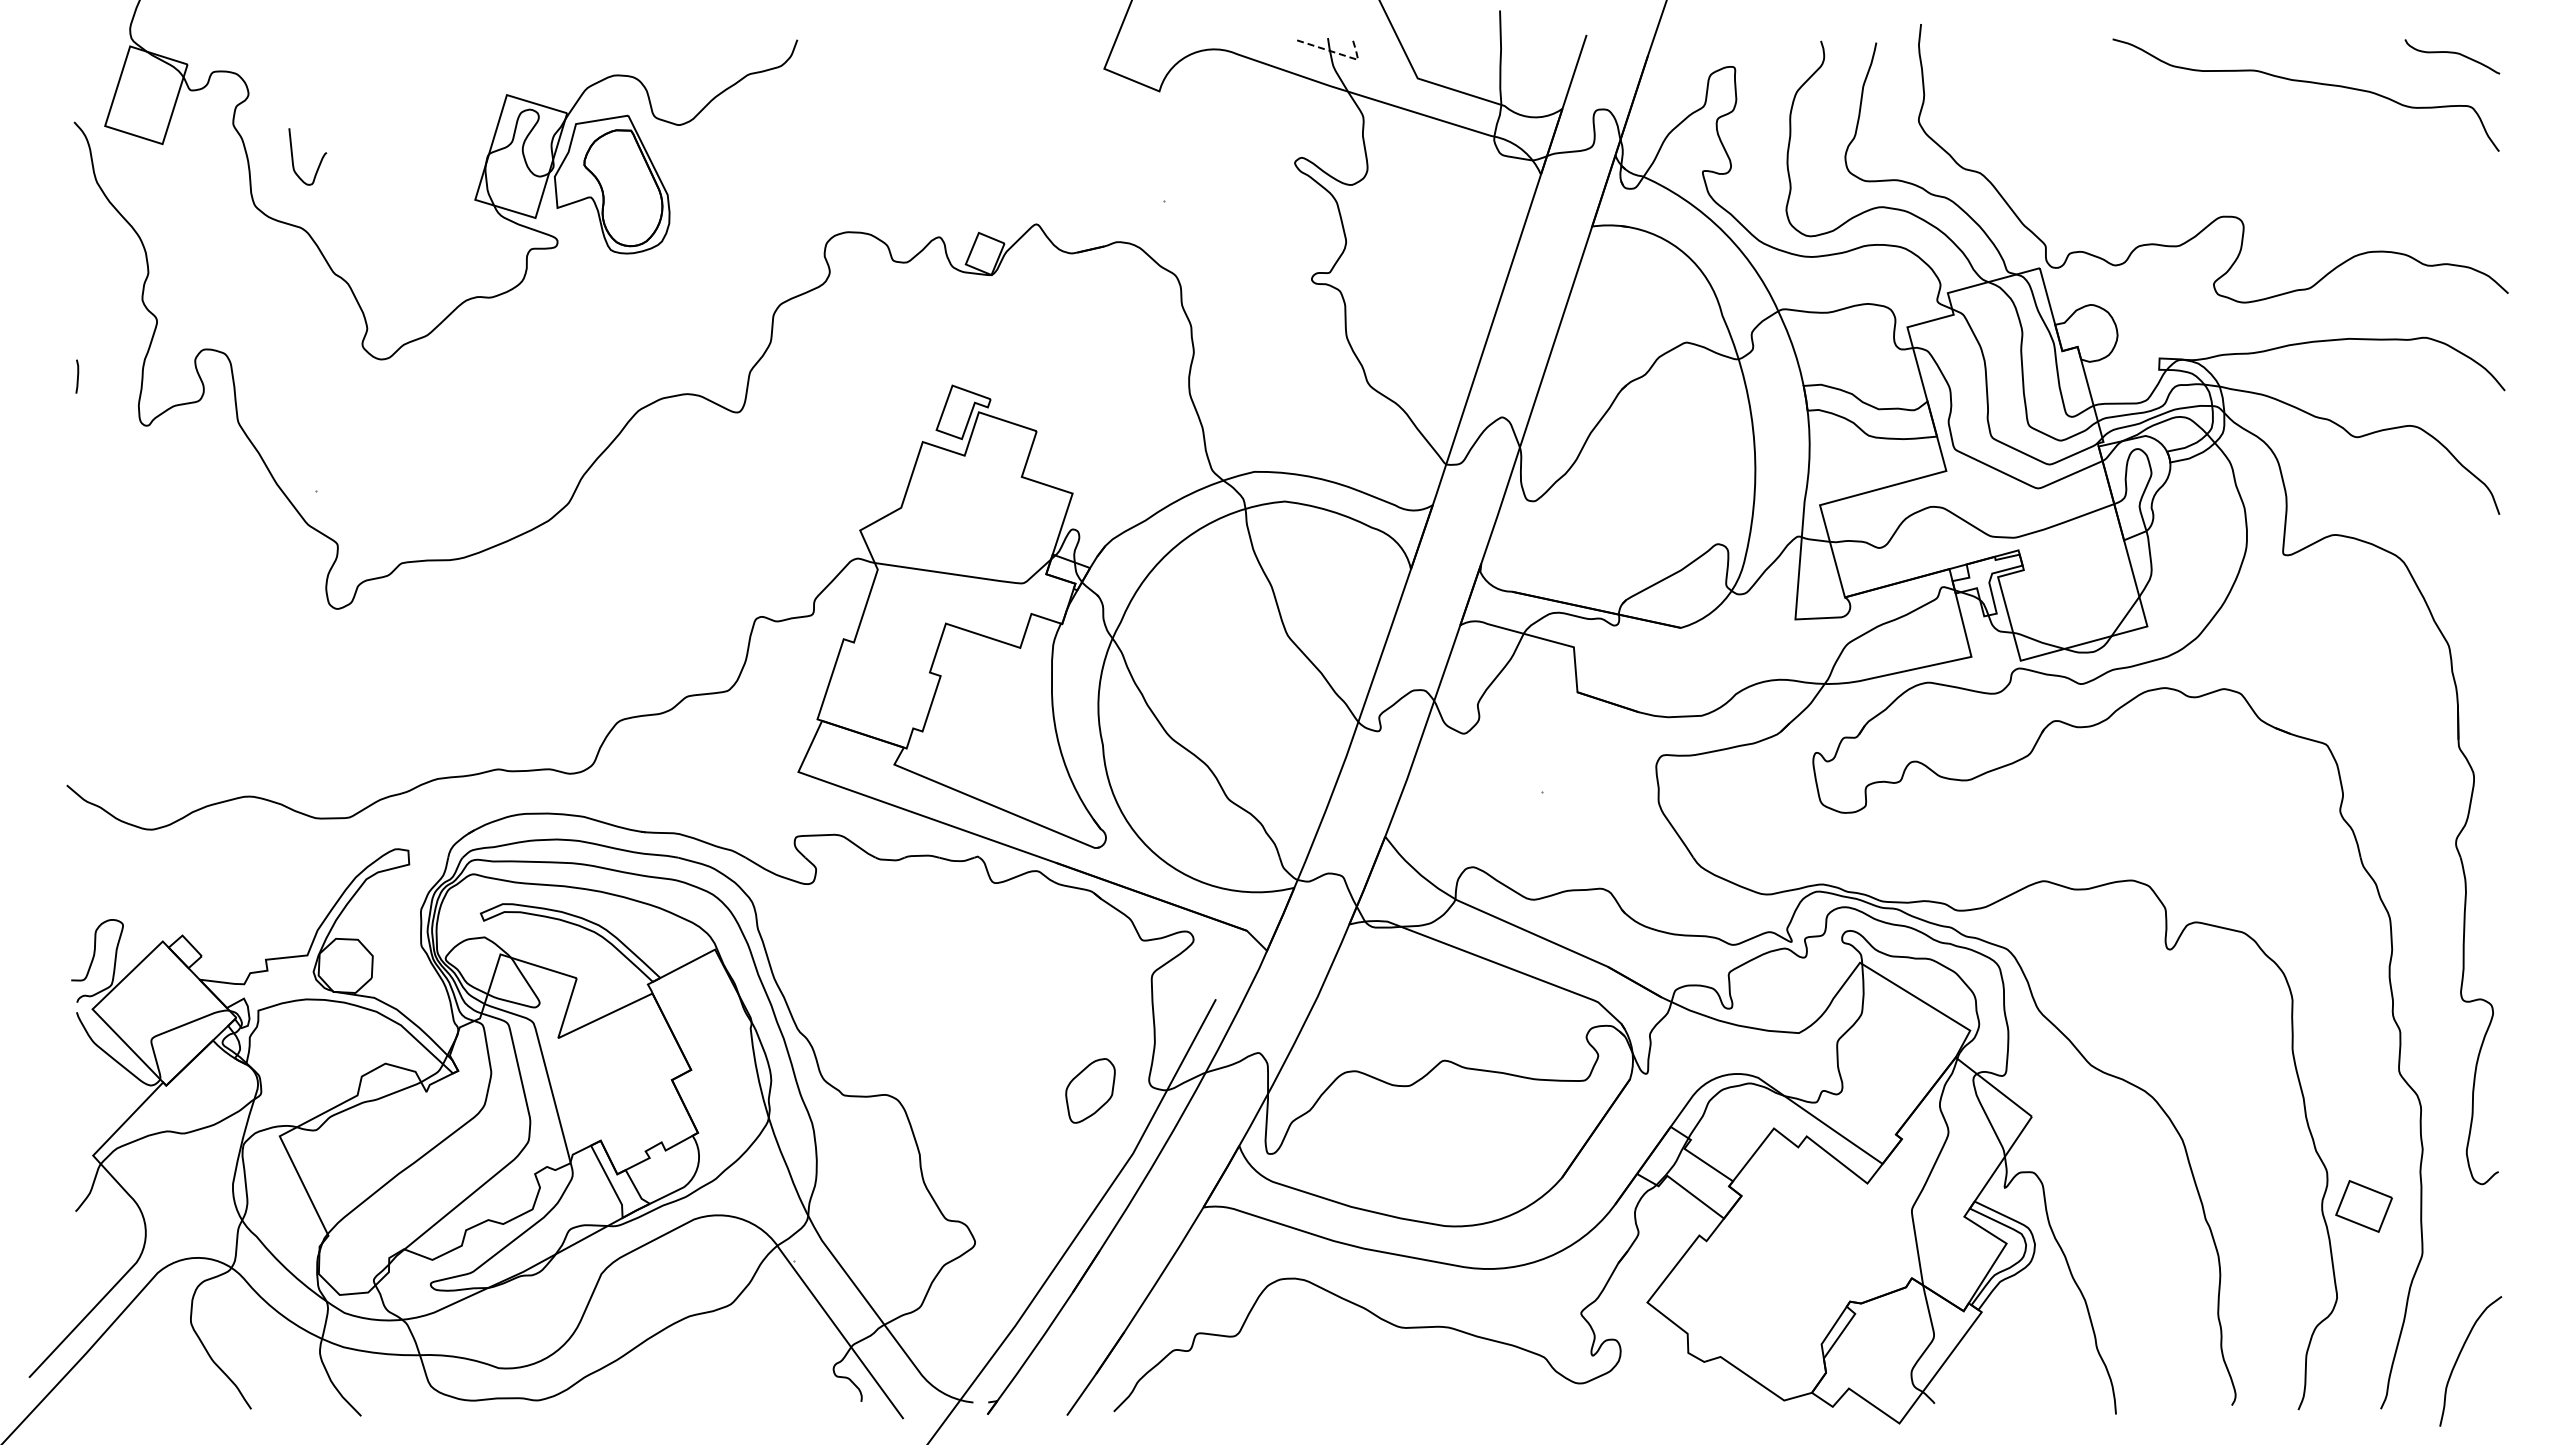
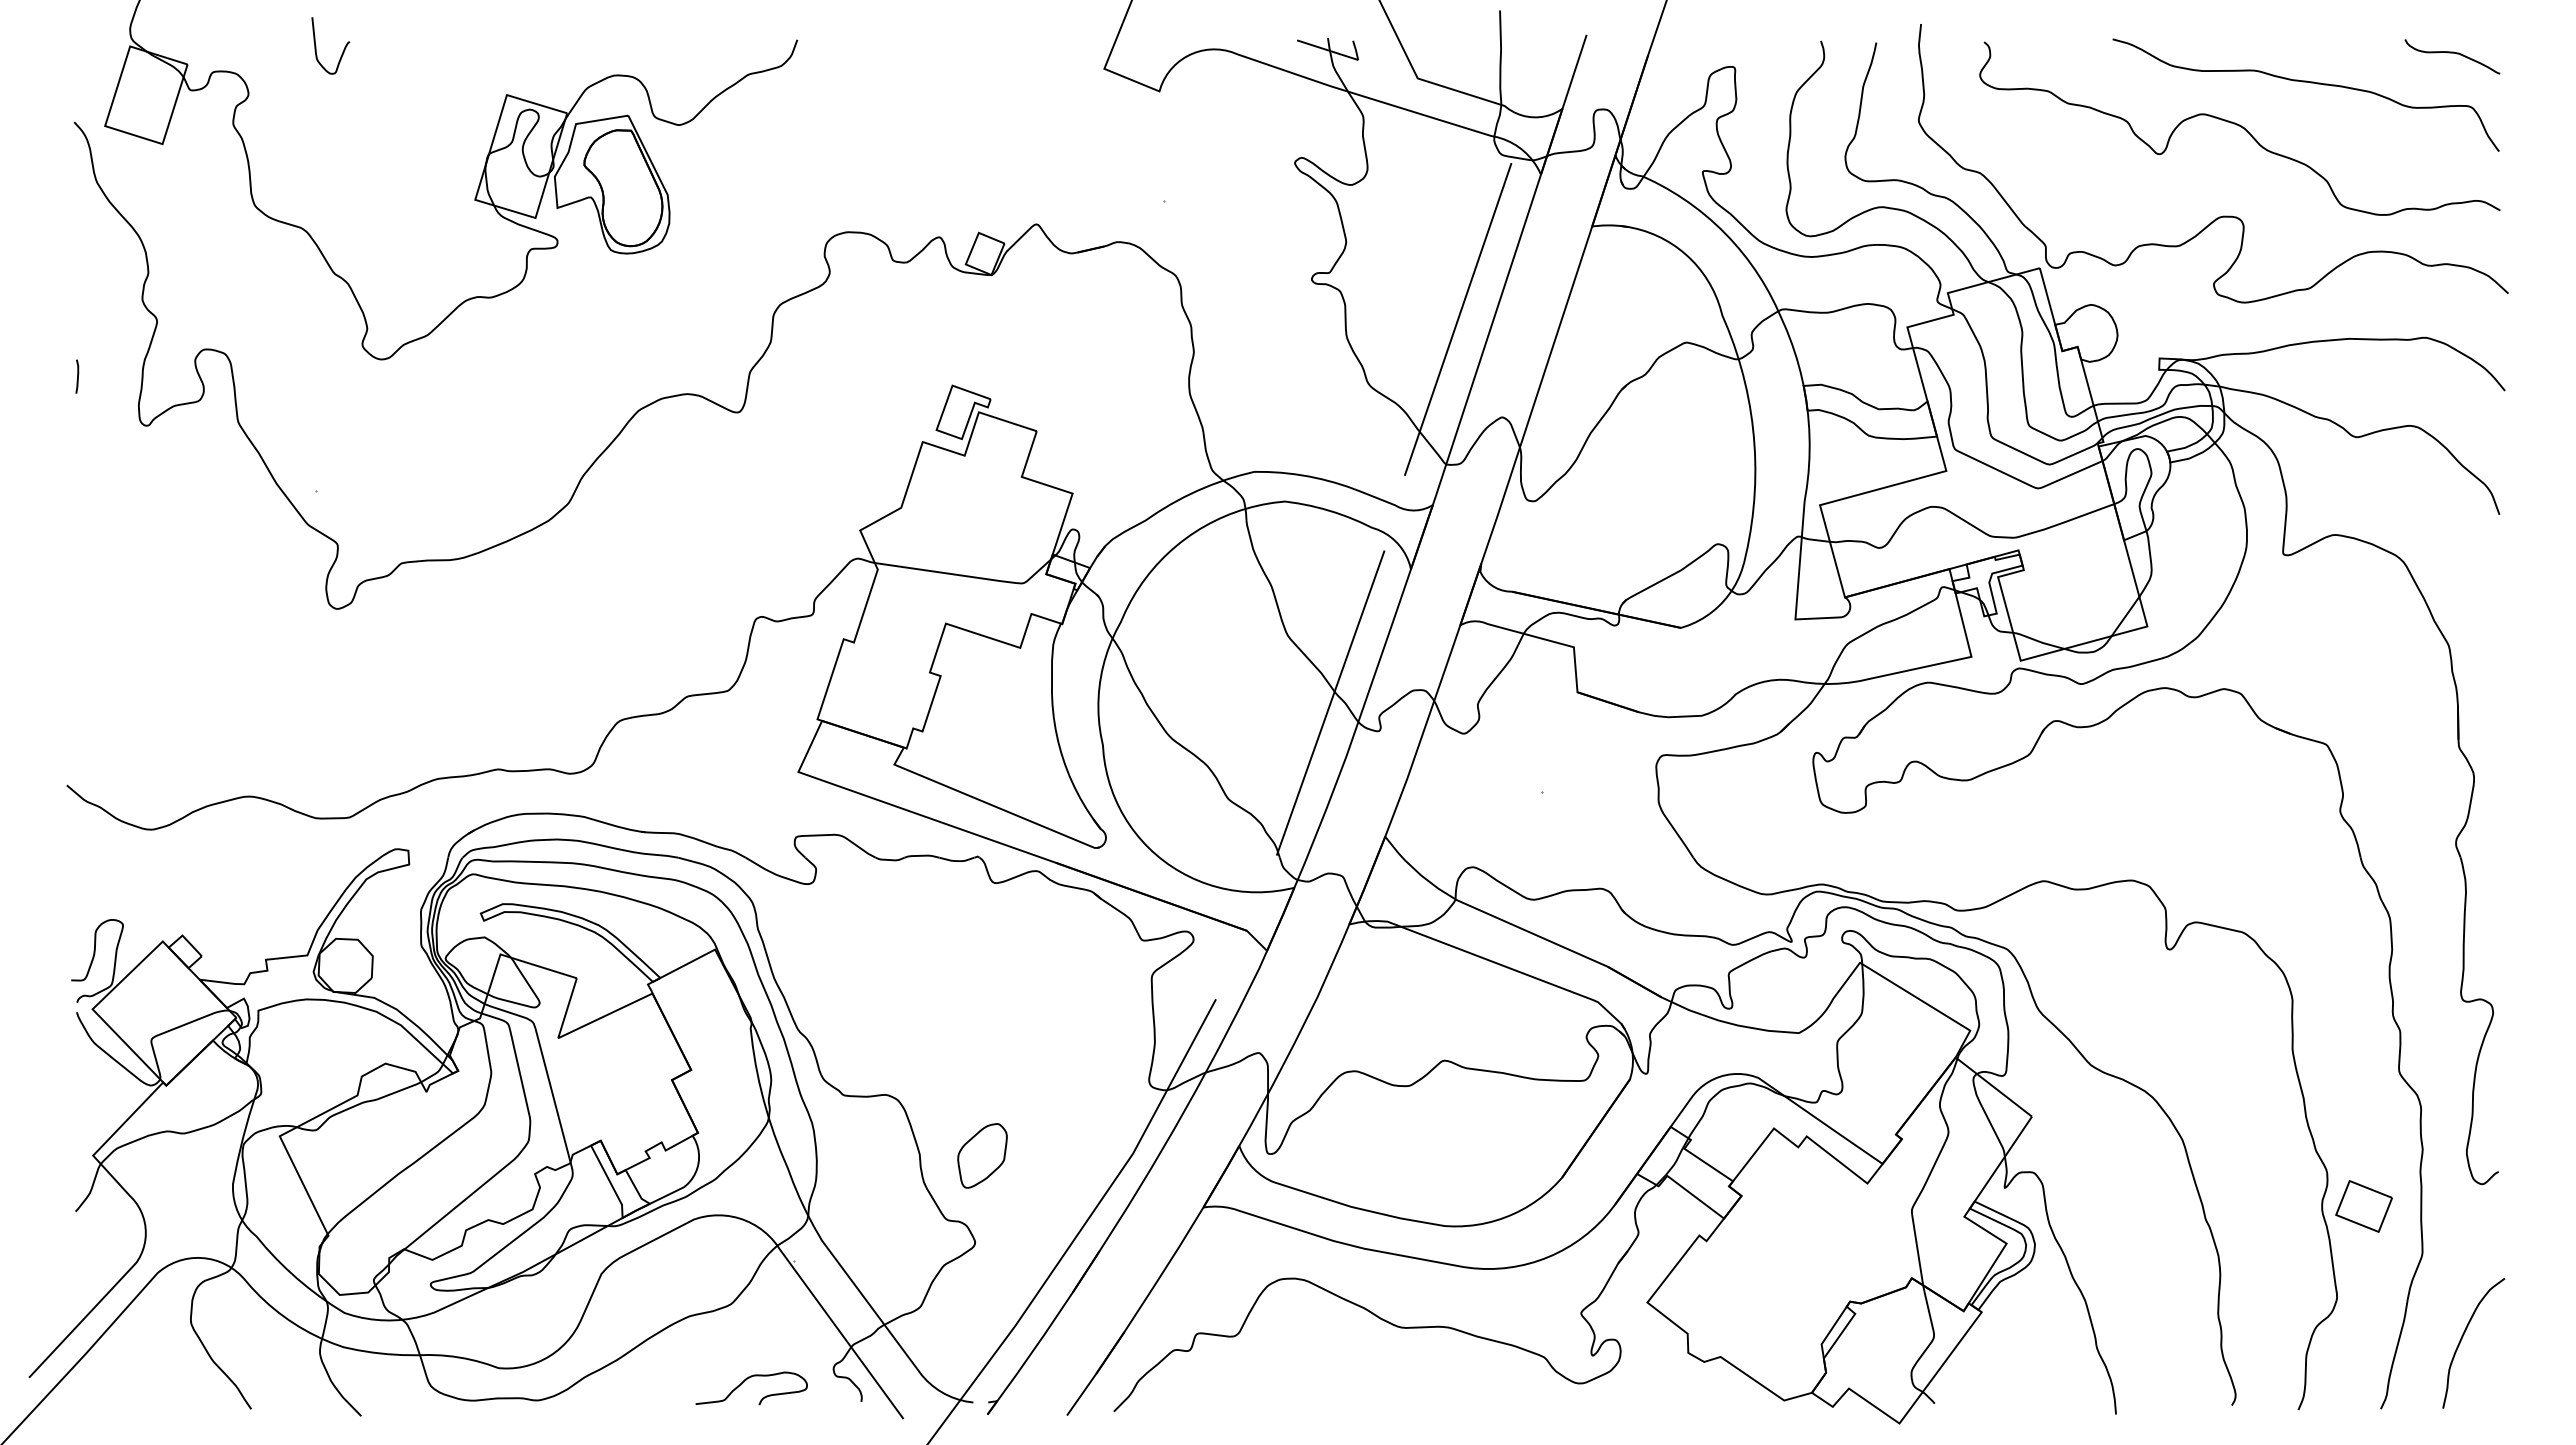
line: dashed -> solid (1338, 53)
curve: none -> present (2240, 127)
curve position: (319, 162) -> (342, 51) (342, 51)
line: none -> present (1458, 319)
line: none -> present (1330, 702)
part position: (1090, 1090) -> (982, 1155) (982, 1155)
curve position: (2459, 1357) -> (2462, 1339) (2462, 1339)
curve: none -> present (745, 1381)
